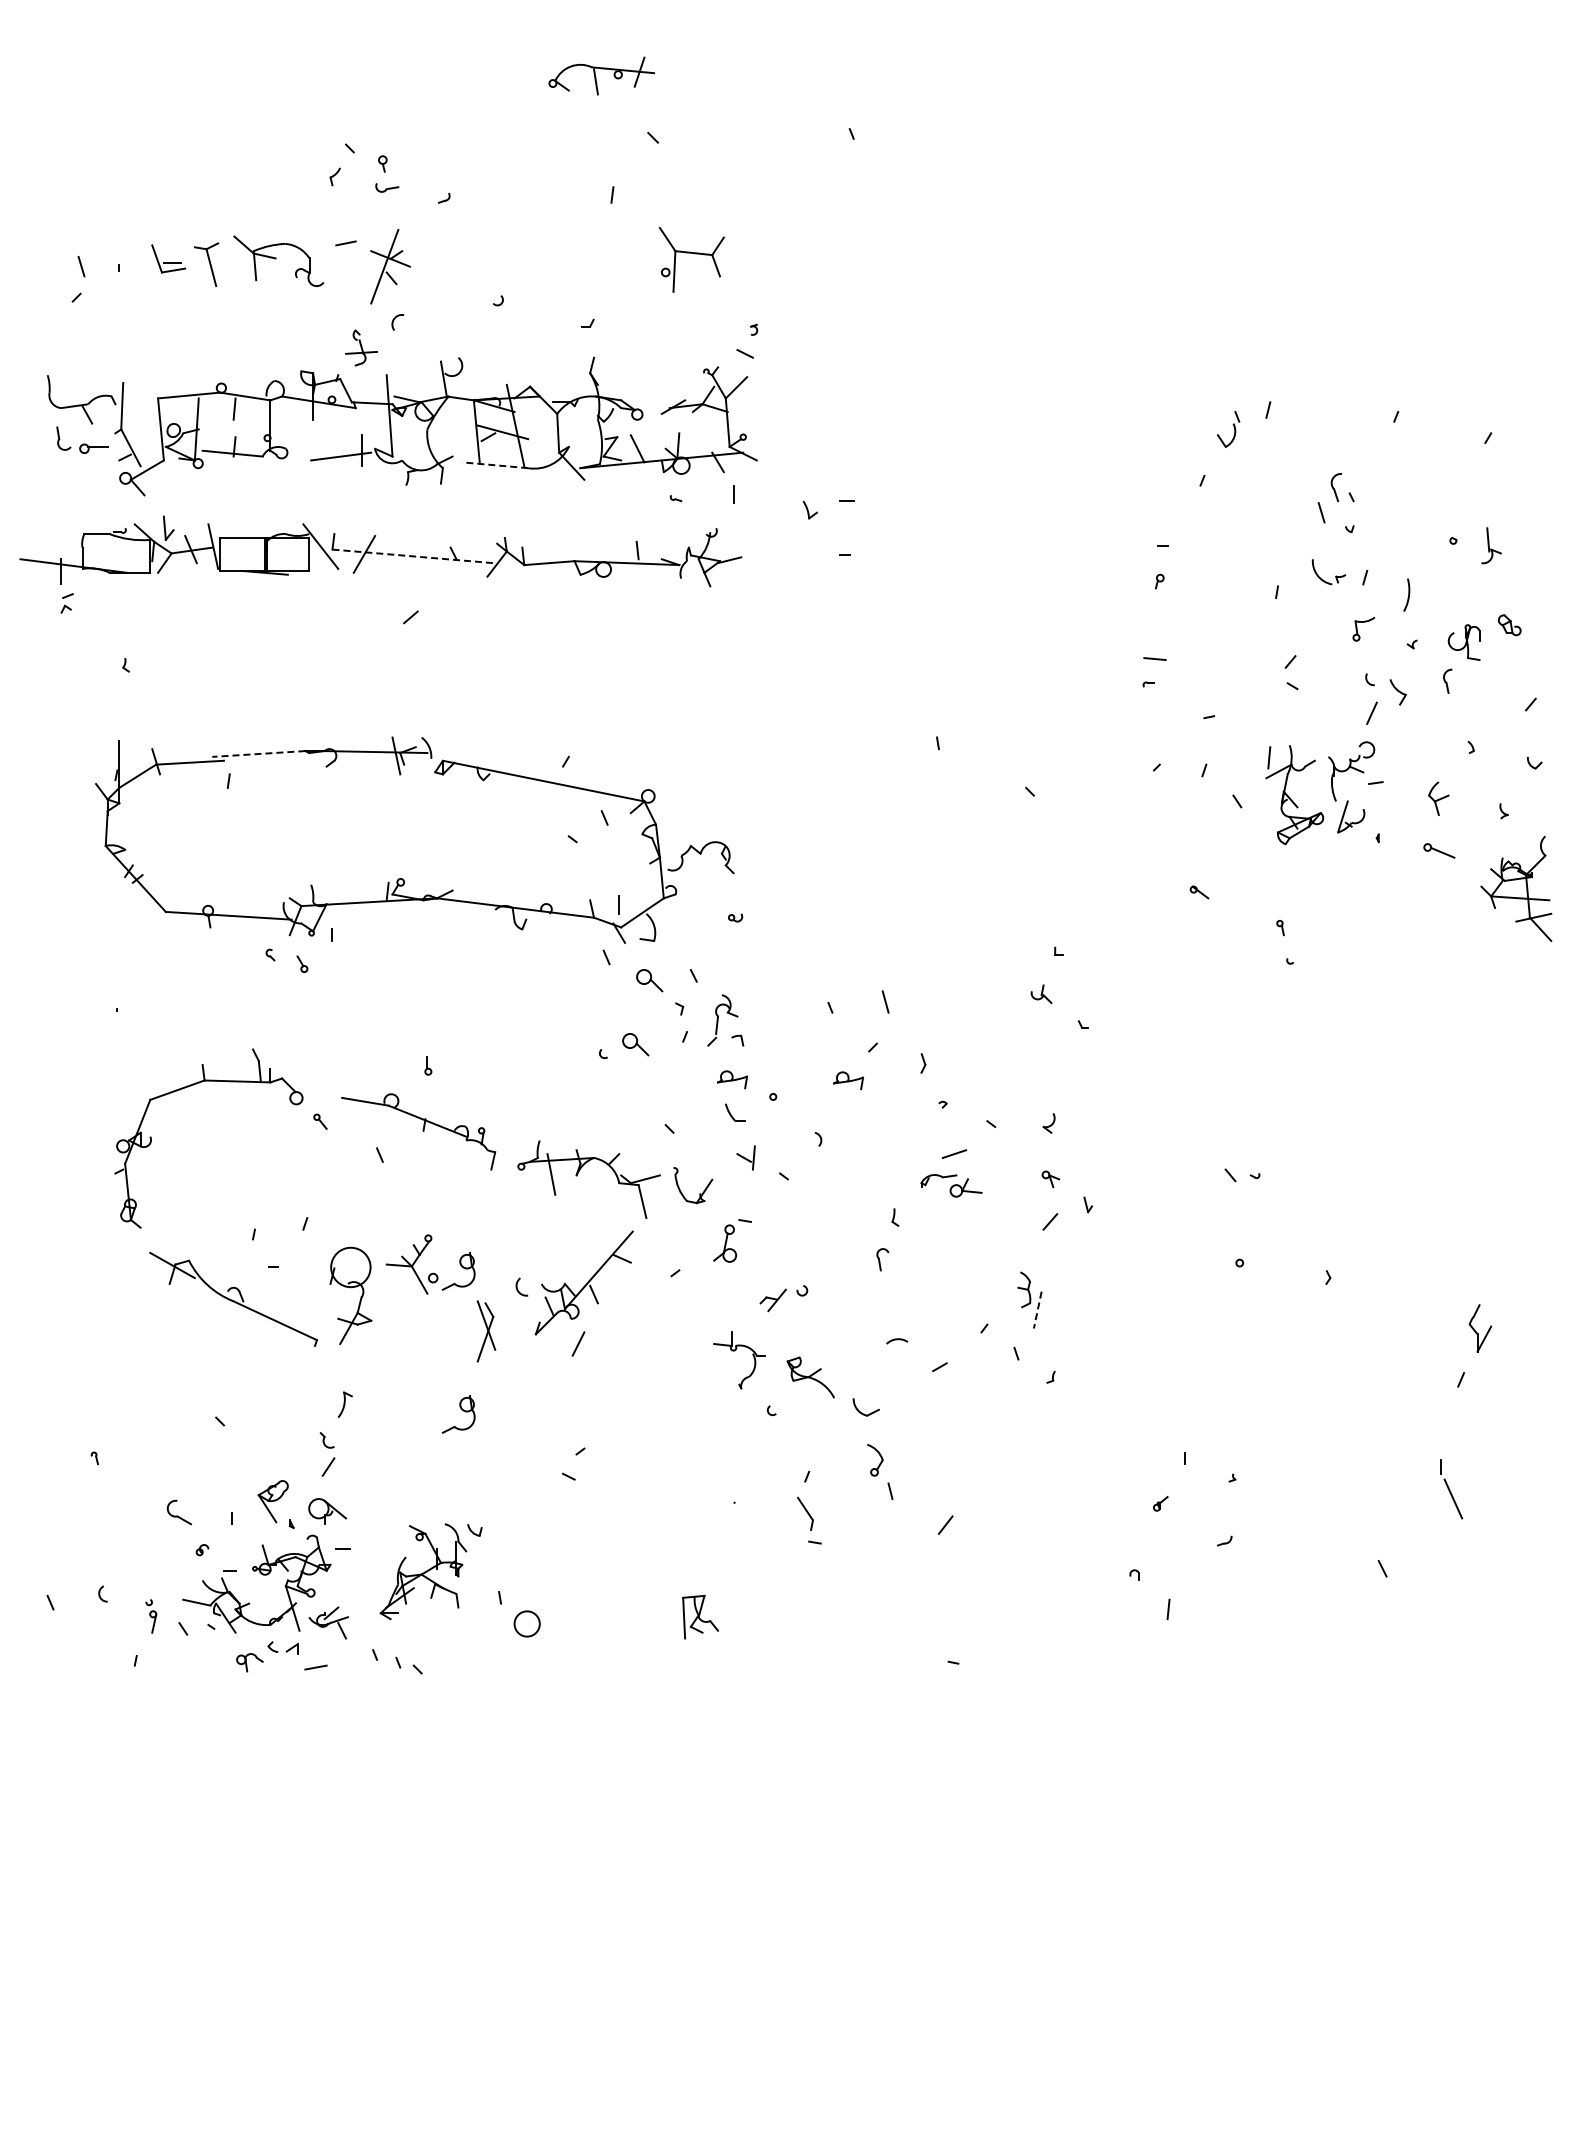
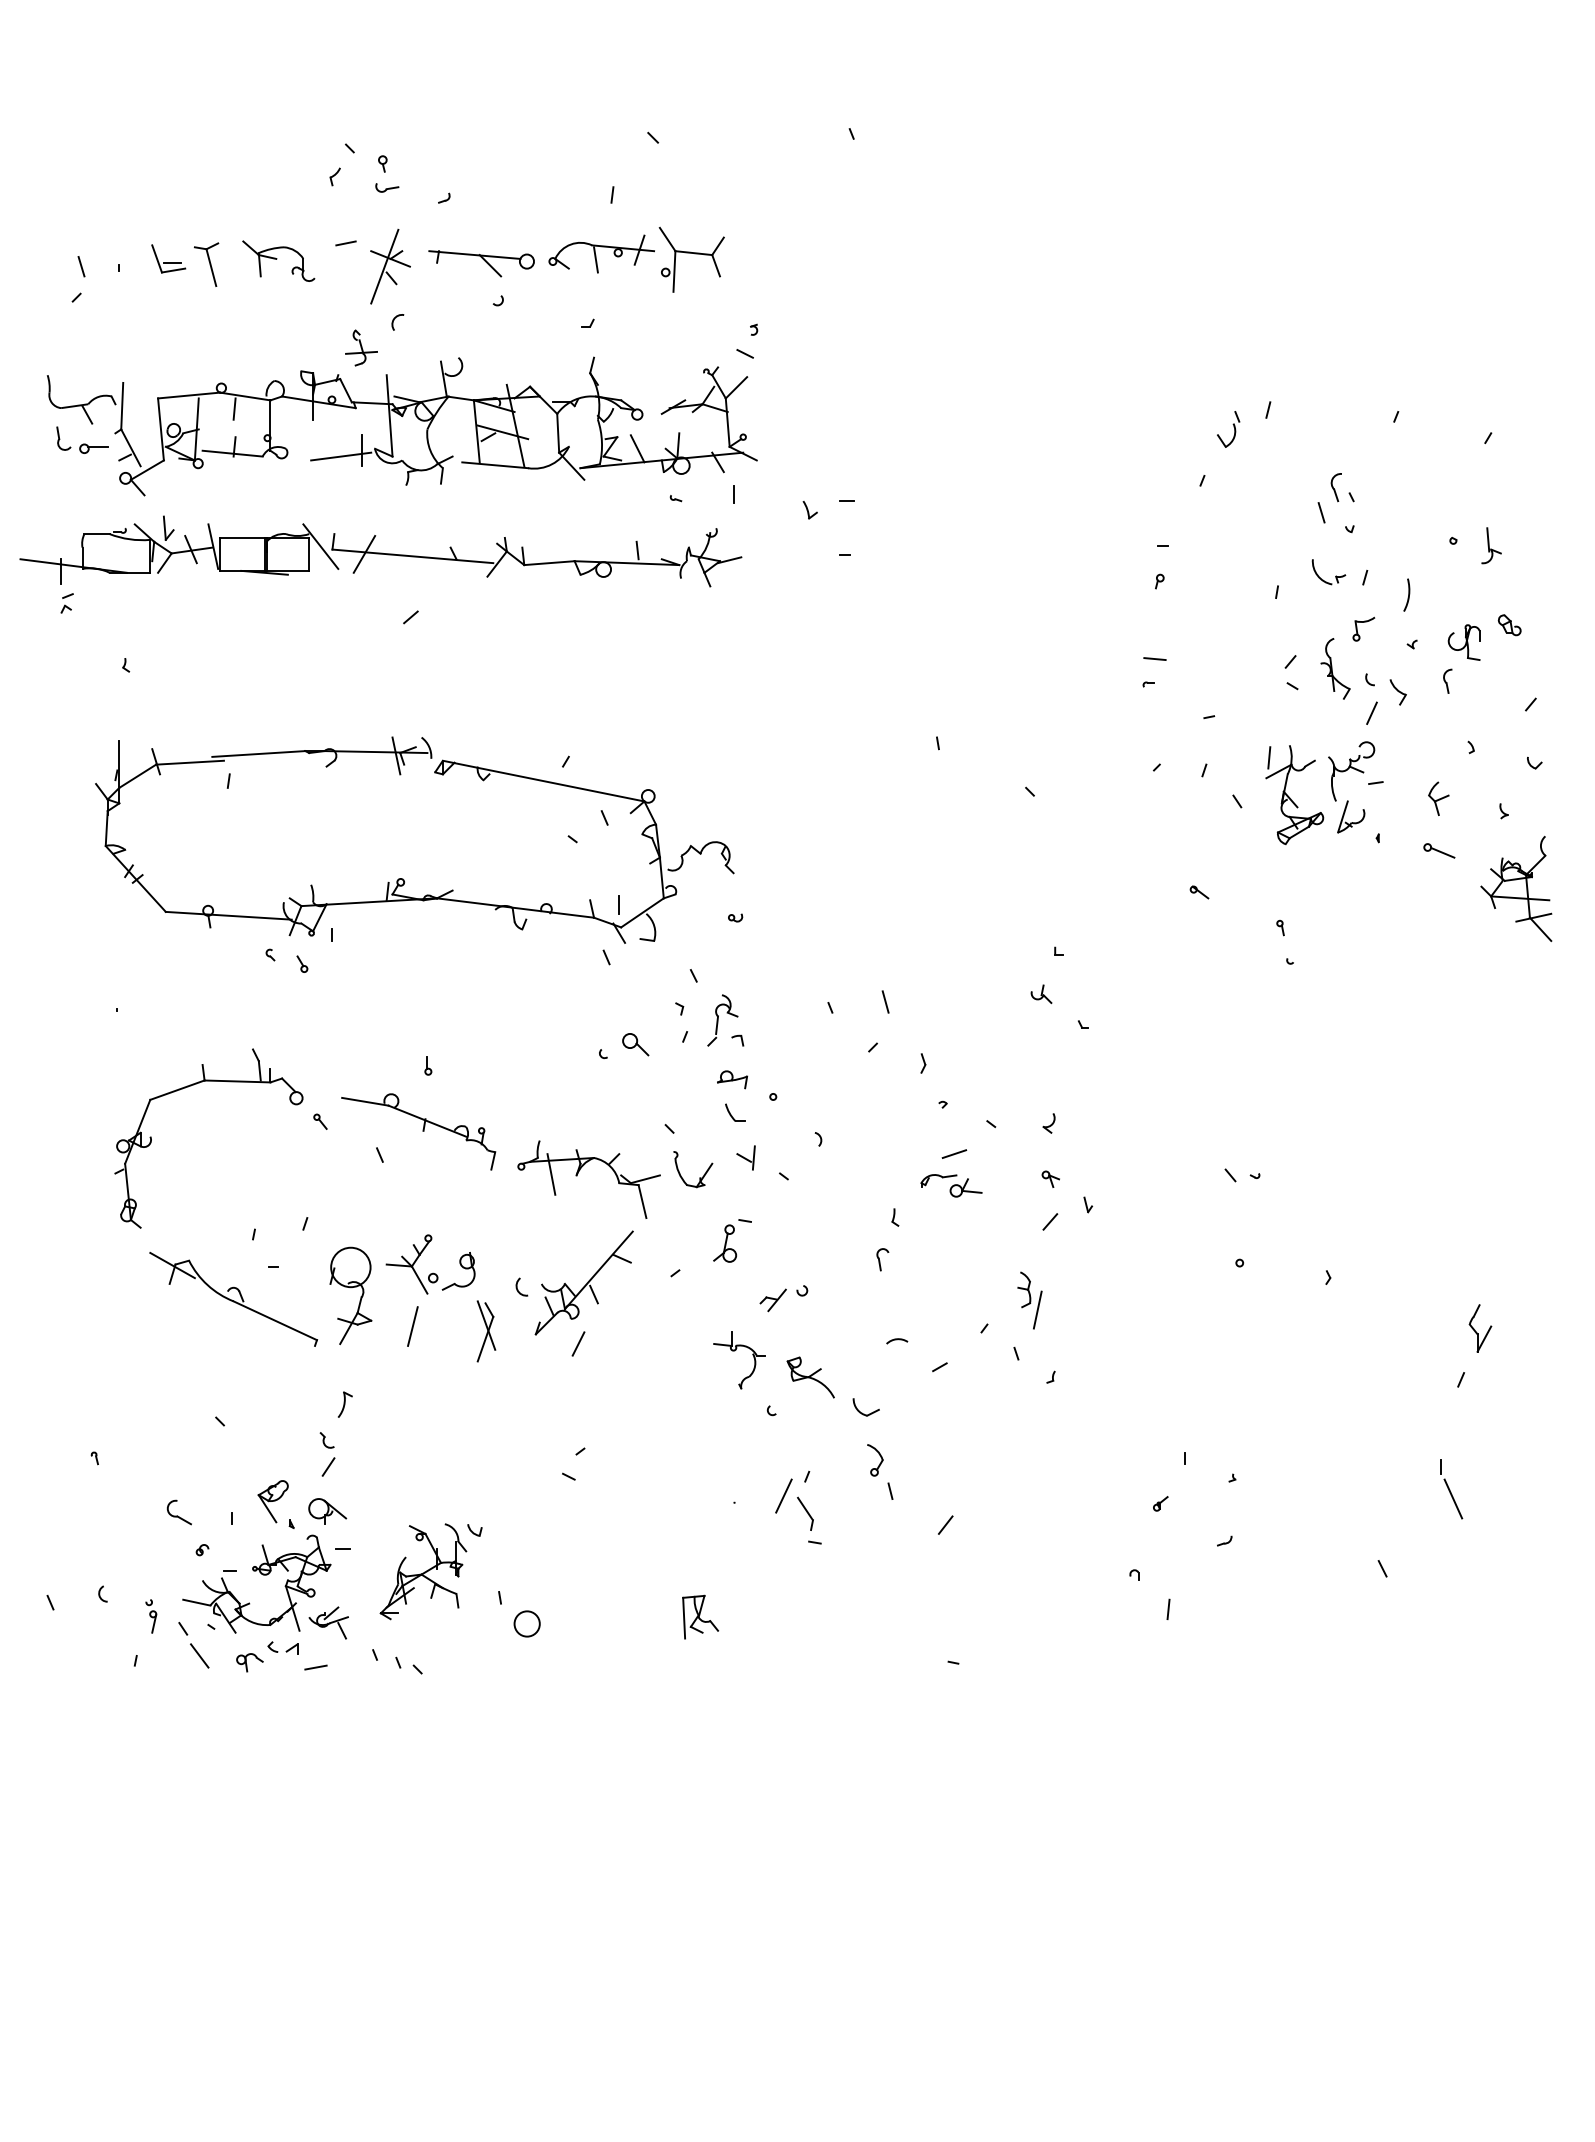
part position: (601, 75) -> (601, 253) (601, 253)
part size: 92x52 px -> 74x42 px (278, 260)
part: none -> present (481, 263)
line: dashed -> solid (494, 465)
line: dashed -> solid (412, 556)
part: none -> present (1335, 668)
line: dashed -> solid (258, 754)
part: present -> none (649, 980)
part: present -> none (848, 1080)
part position: (699, 1193) -> (699, 1177) (699, 1177)
line: dashed -> solid (1037, 1310)
line: none -> present (412, 1326)
part: present -> none (458, 1414)
line: none -> present (783, 1495)
line: none -> present (199, 1655)
